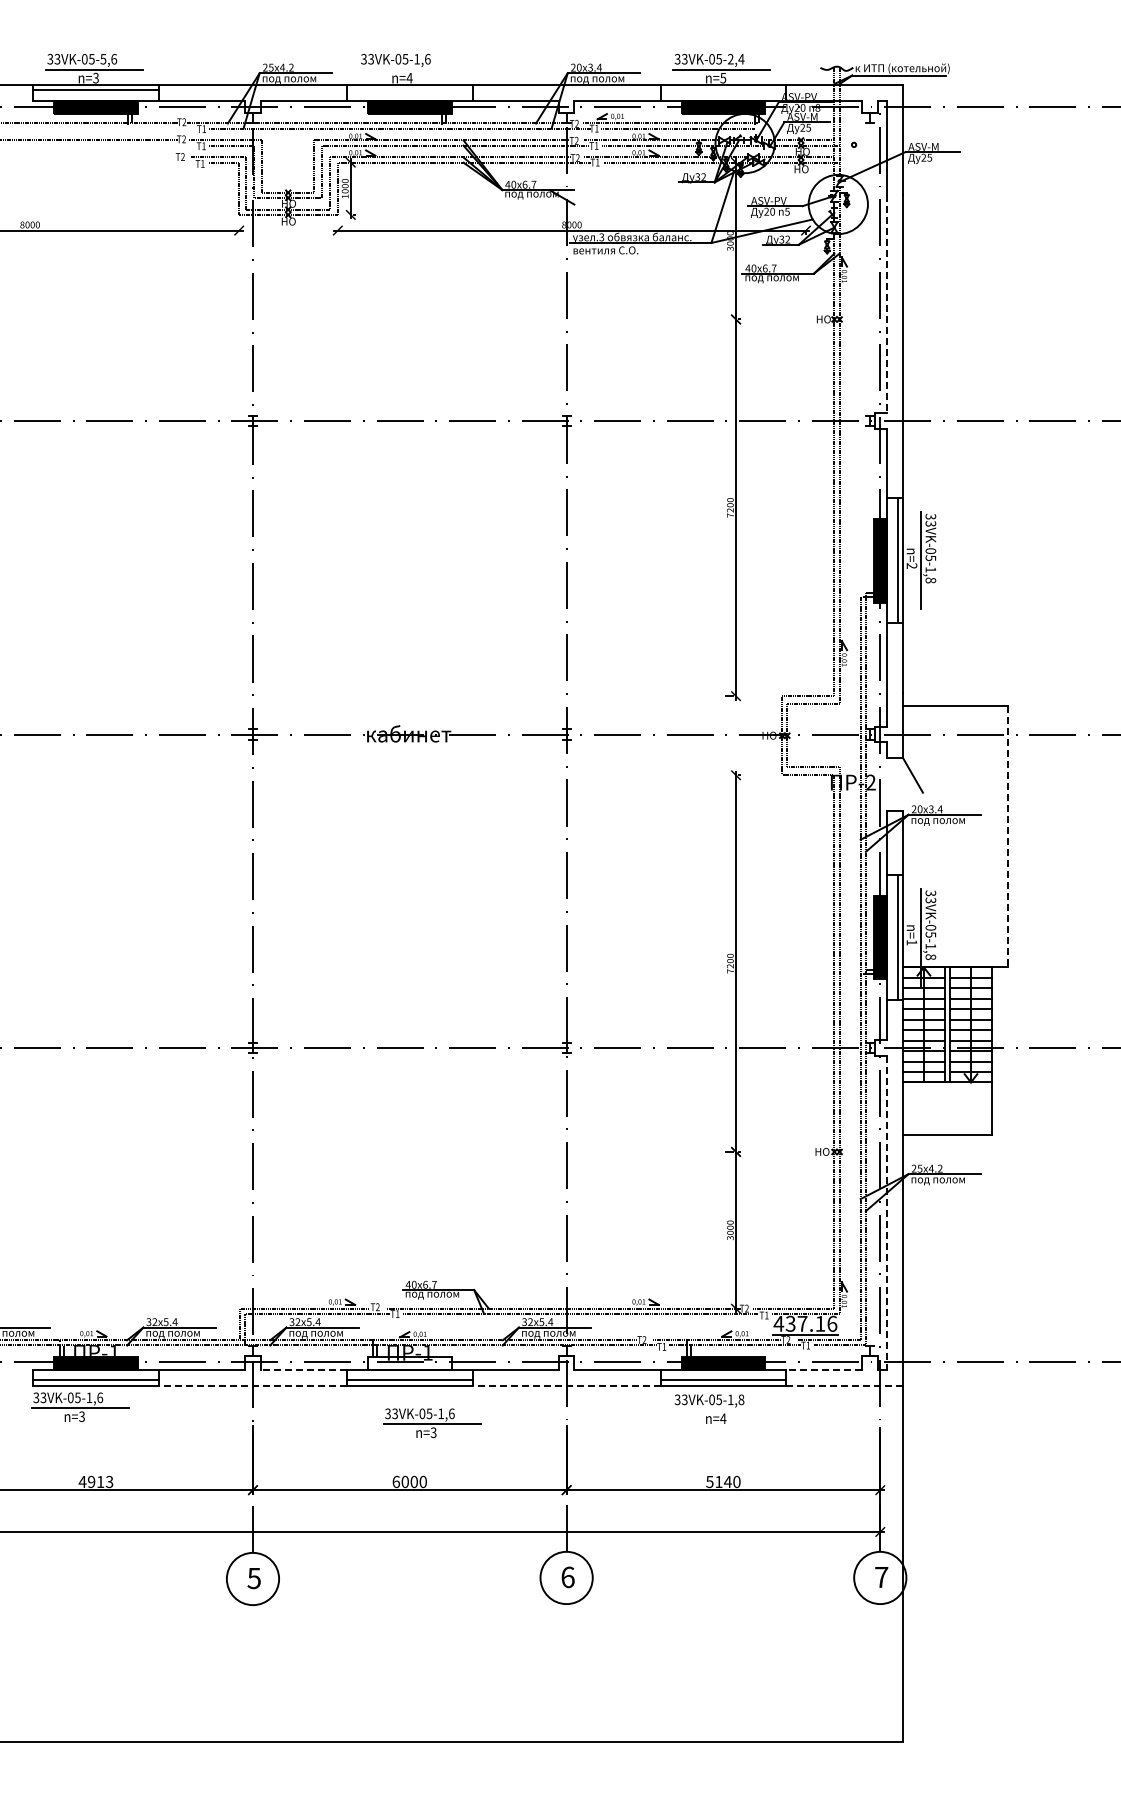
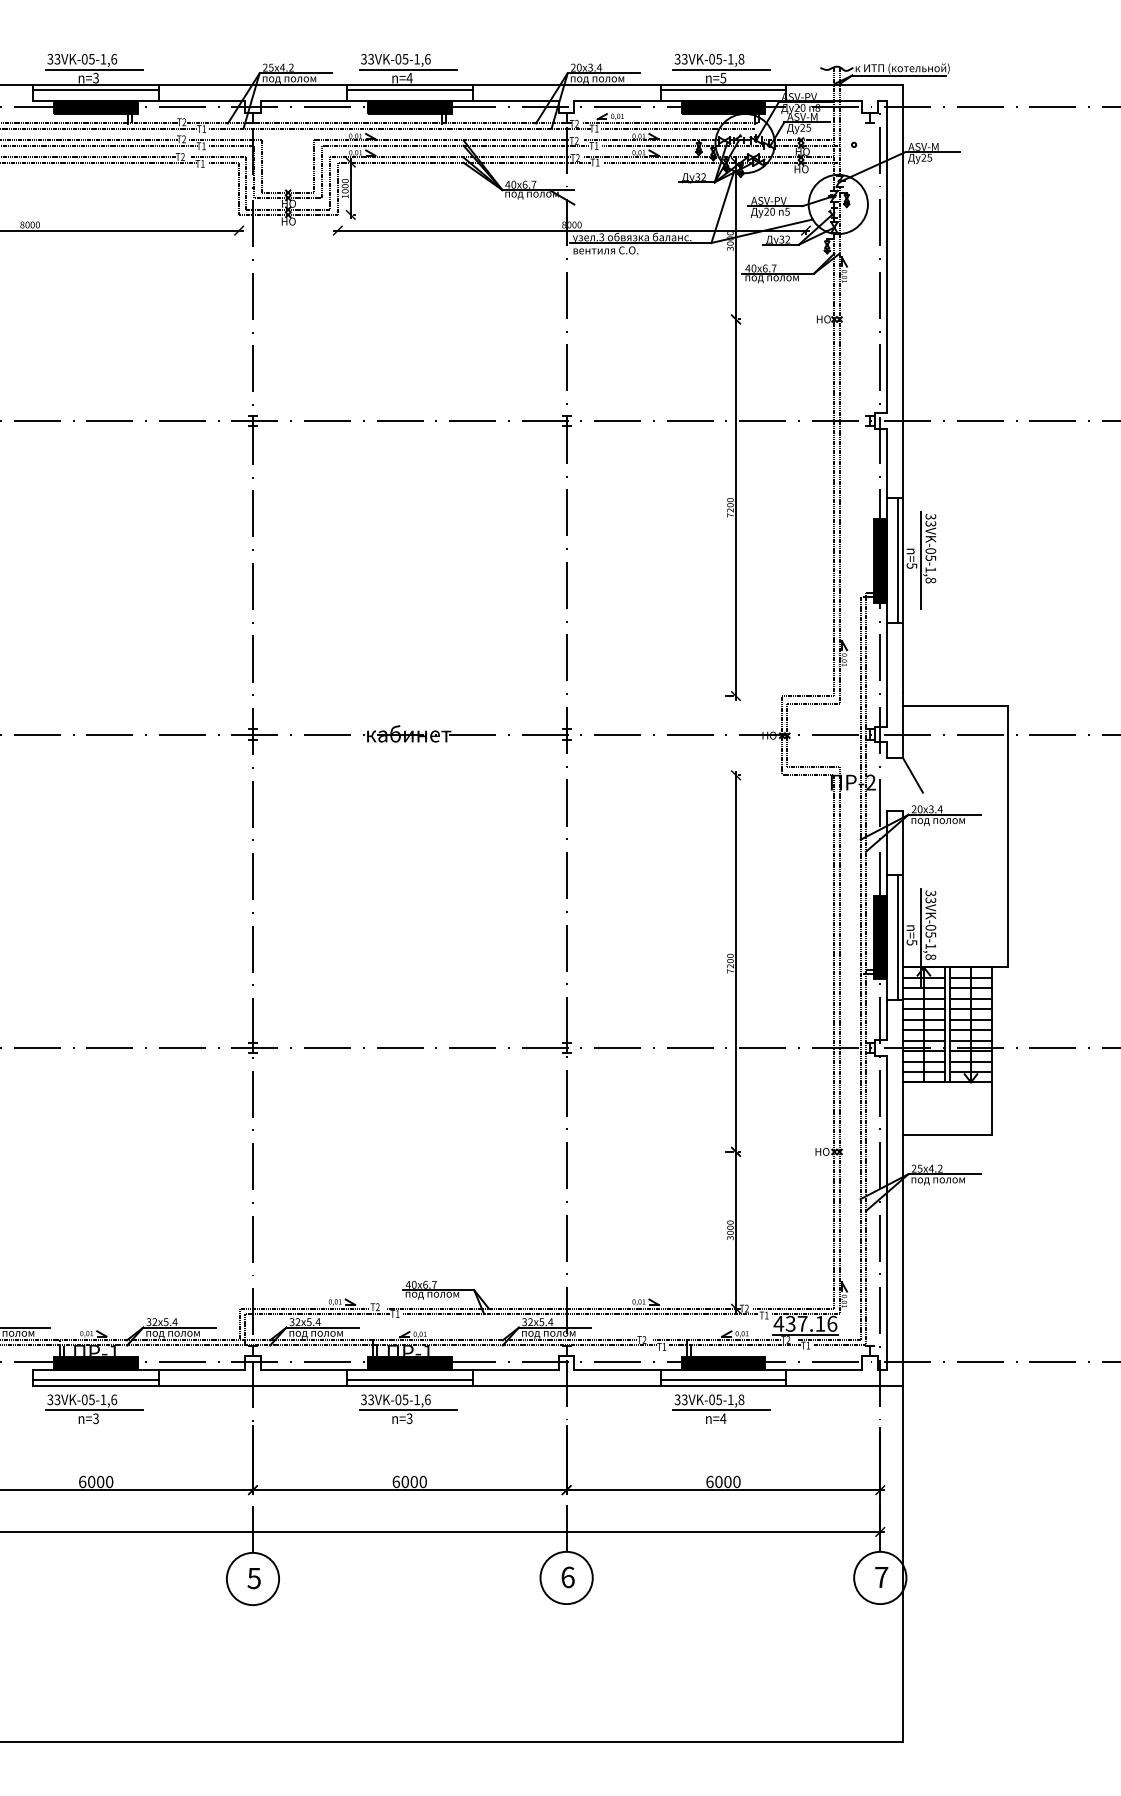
text: 33VK-05-2,4 -> 33VK-05-1,8 (736, 58)
text: 33VK-05-5,6 -> 33VK-05-1,6 (103, 59)
line: none -> present (407, 69)
line: none -> present (409, 90)
line: none -> present (723, 90)
line: none -> present (99, 128)
line: none -> present (100, 145)
line: none -> present (89, 157)
line: none -> present (99, 162)
line: dashed -> solid (887, 304)
text: n=2 -> n=5 (911, 565)
line: dashed -> solid (1007, 836)
text: n=1 -> n=5 (911, 942)
line: dashed -> solid (887, 1212)
fill: none -> present (409, 1362)
line: dashed -> solid (303, 1369)
line: dashed -> solid (824, 1369)
line: dashed -> solid (252, 1385)
line: dashed -> solid (566, 1385)
line: dashed -> solid (844, 1385)
part position: (80, 1407) -> (94, 1409) (94, 1409)
line: none -> present (721, 1410)
part position: (432, 1423) -> (408, 1409) (408, 1409)
text: 4913 -> 6000 (95, 1481)
text: 5140 -> 6000 (718, 1481)
